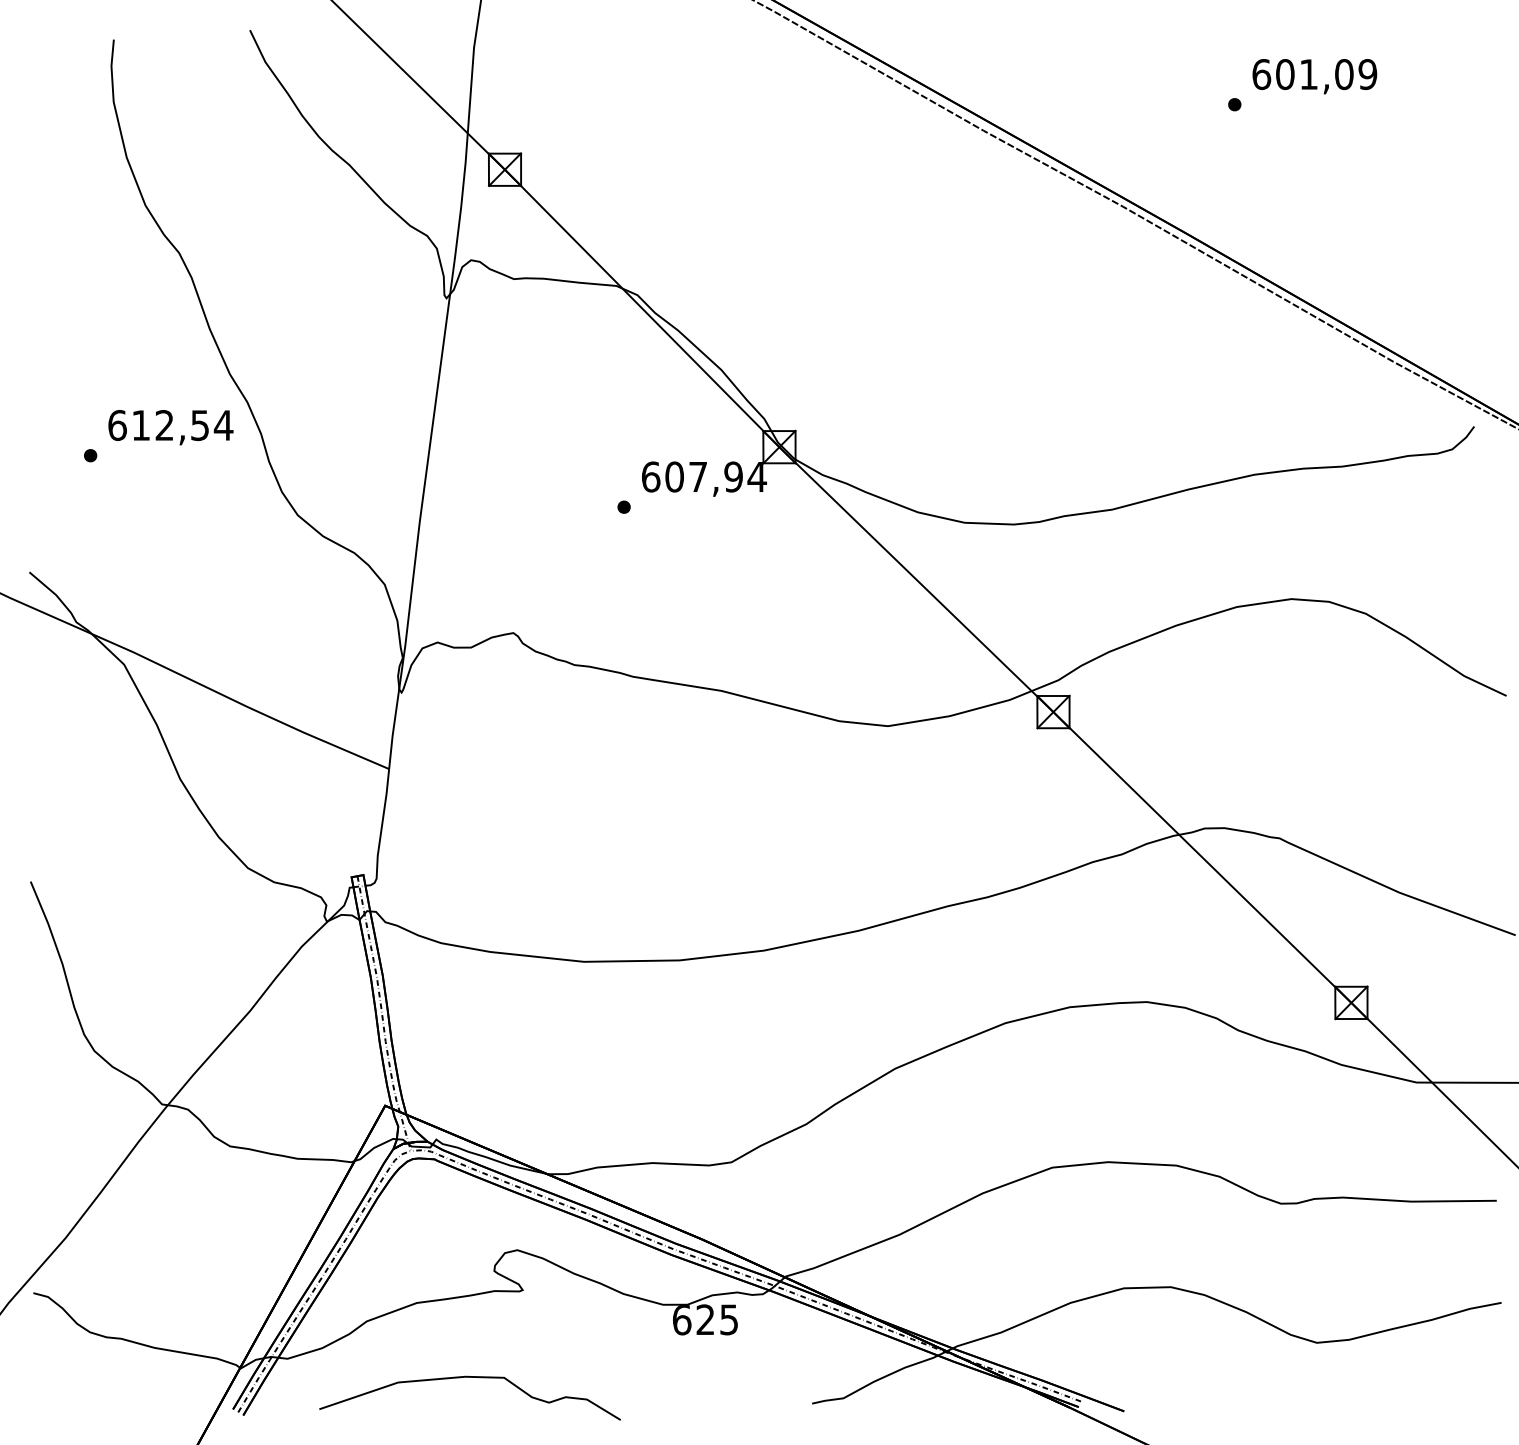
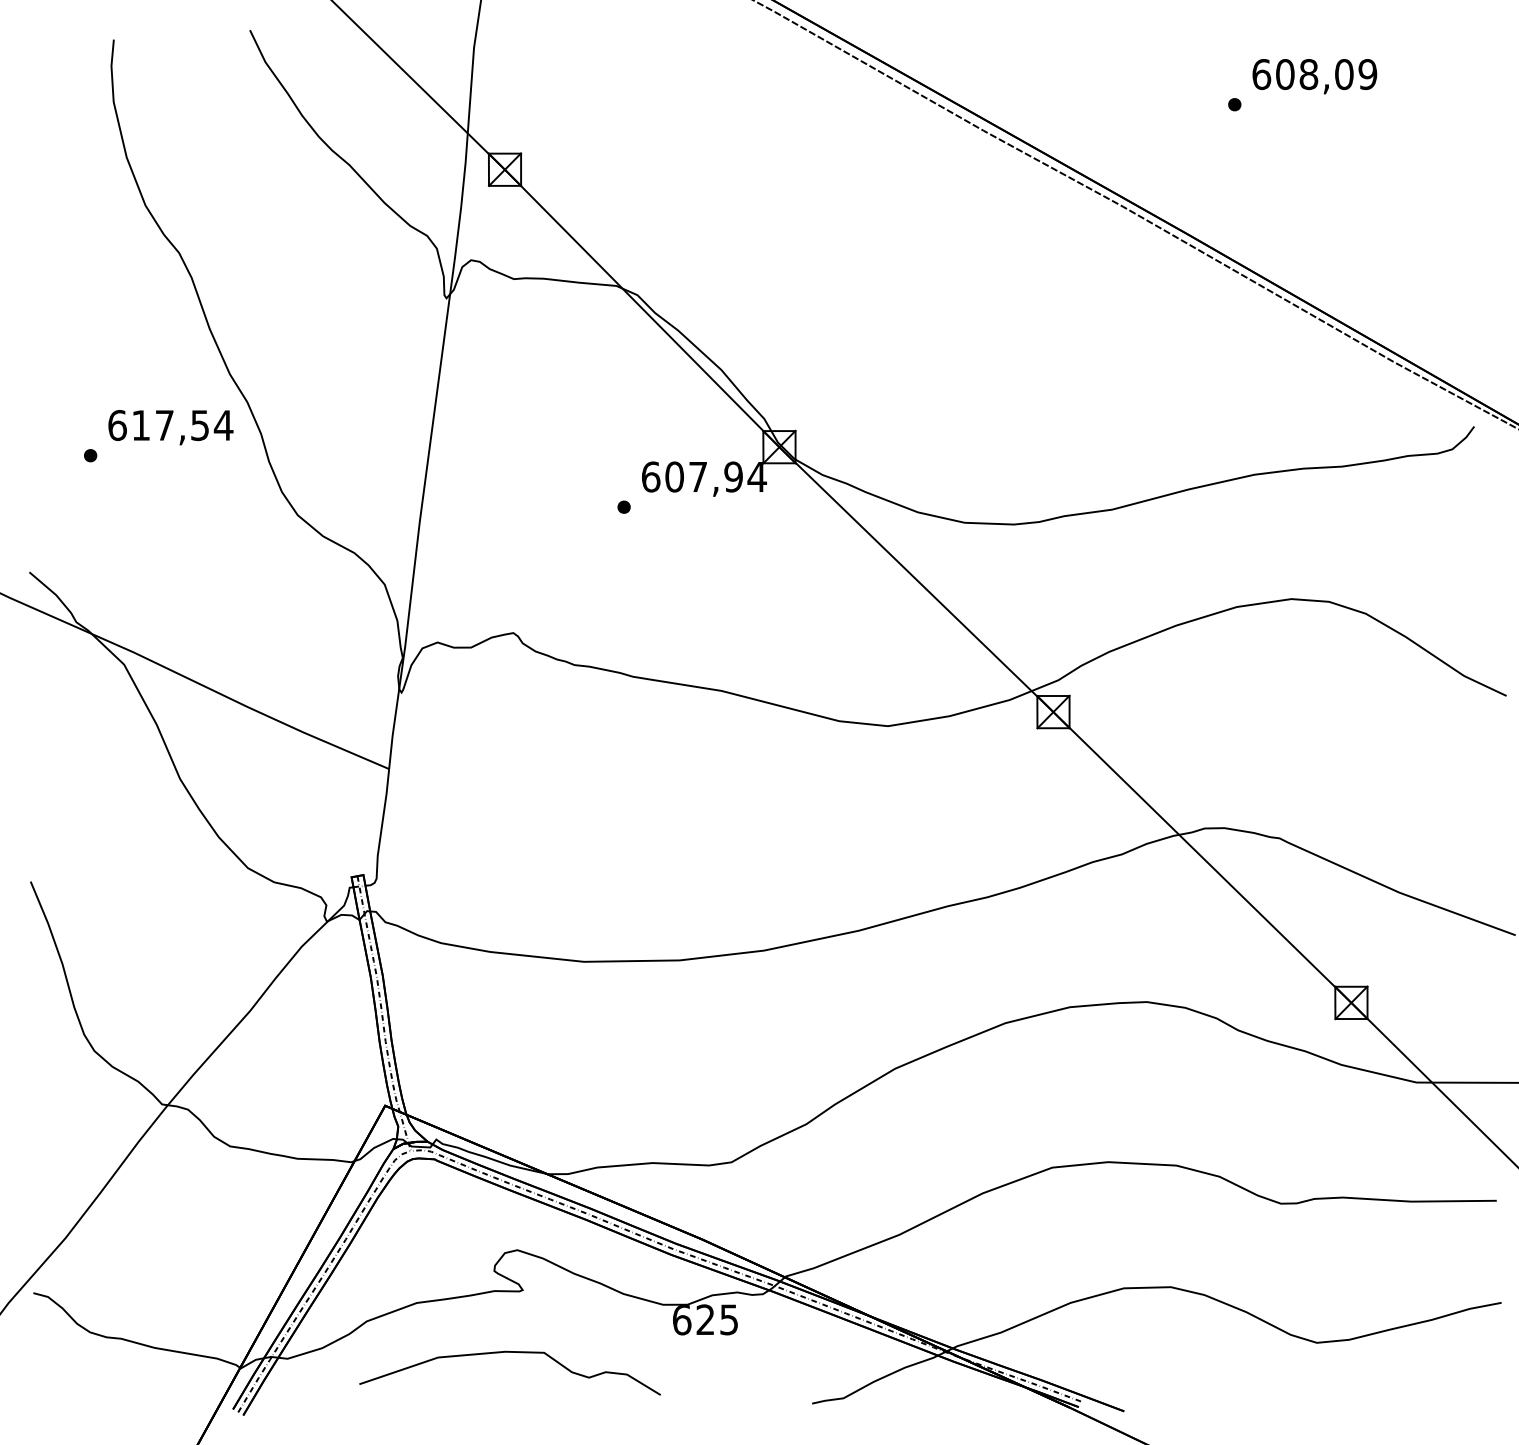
text: 601,09 -> 608,09 (1308, 74)
text: 612,54 -> 617,54 (164, 425)
curve position: (469, 1377) -> (509, 1352) (509, 1352)
